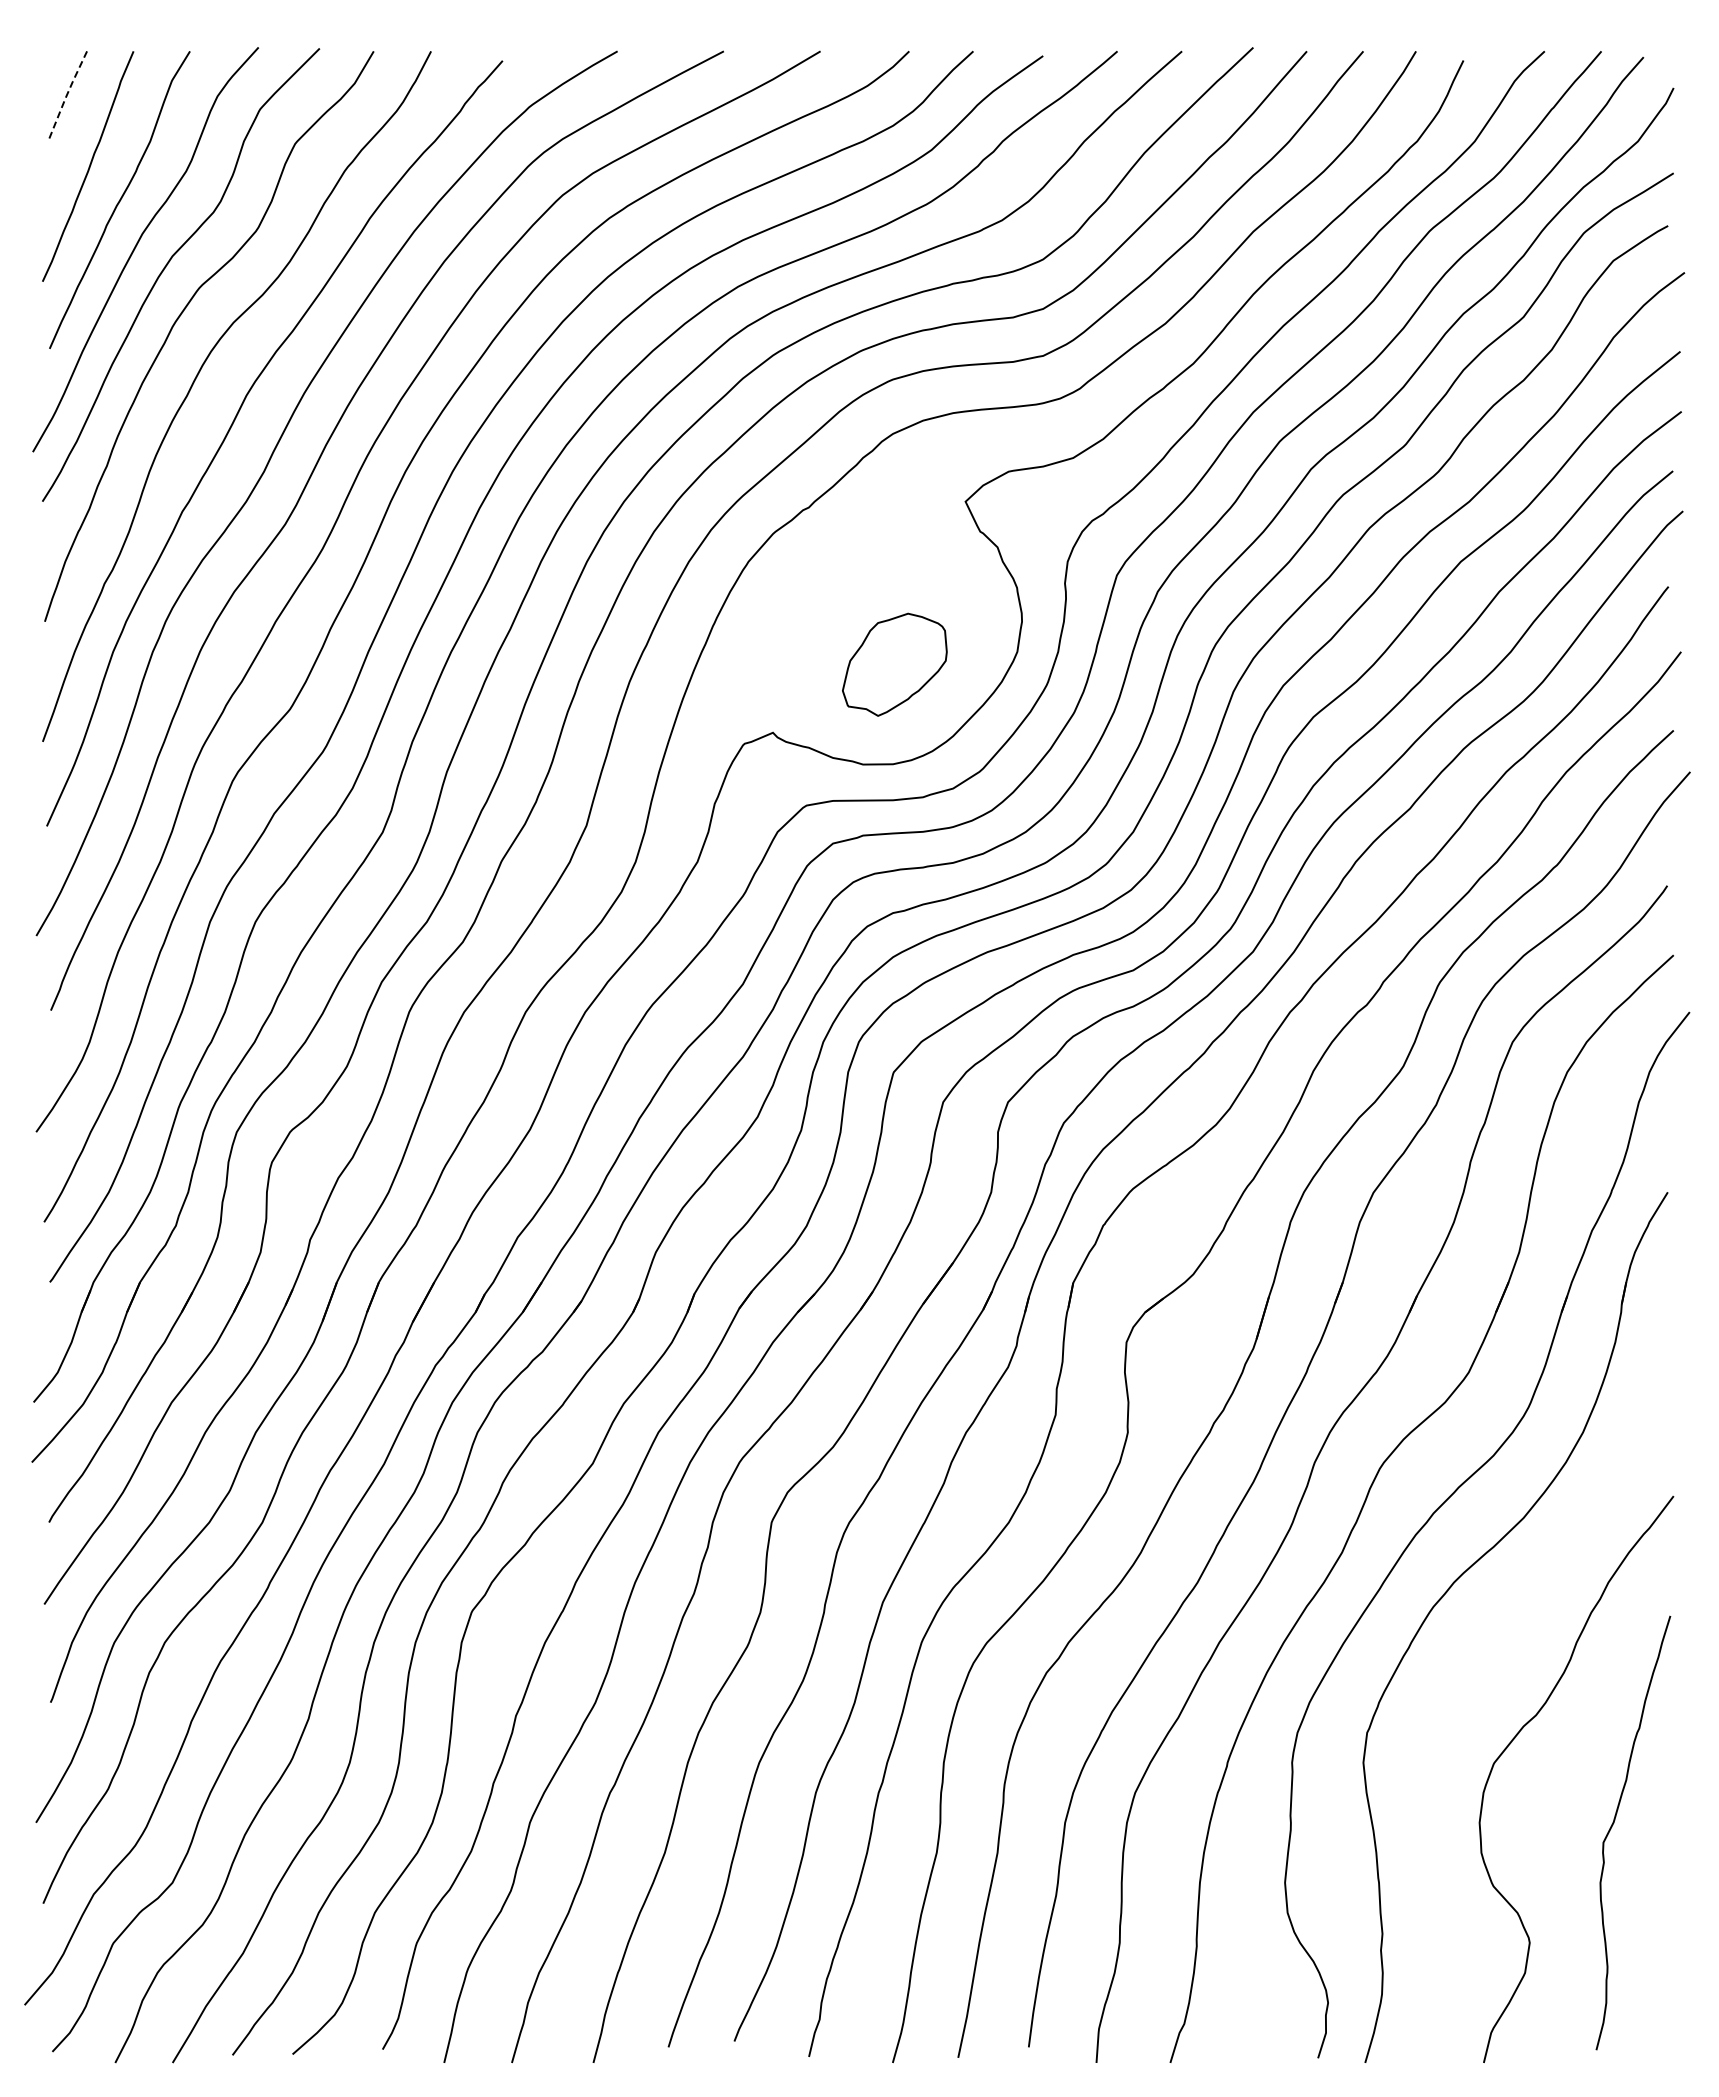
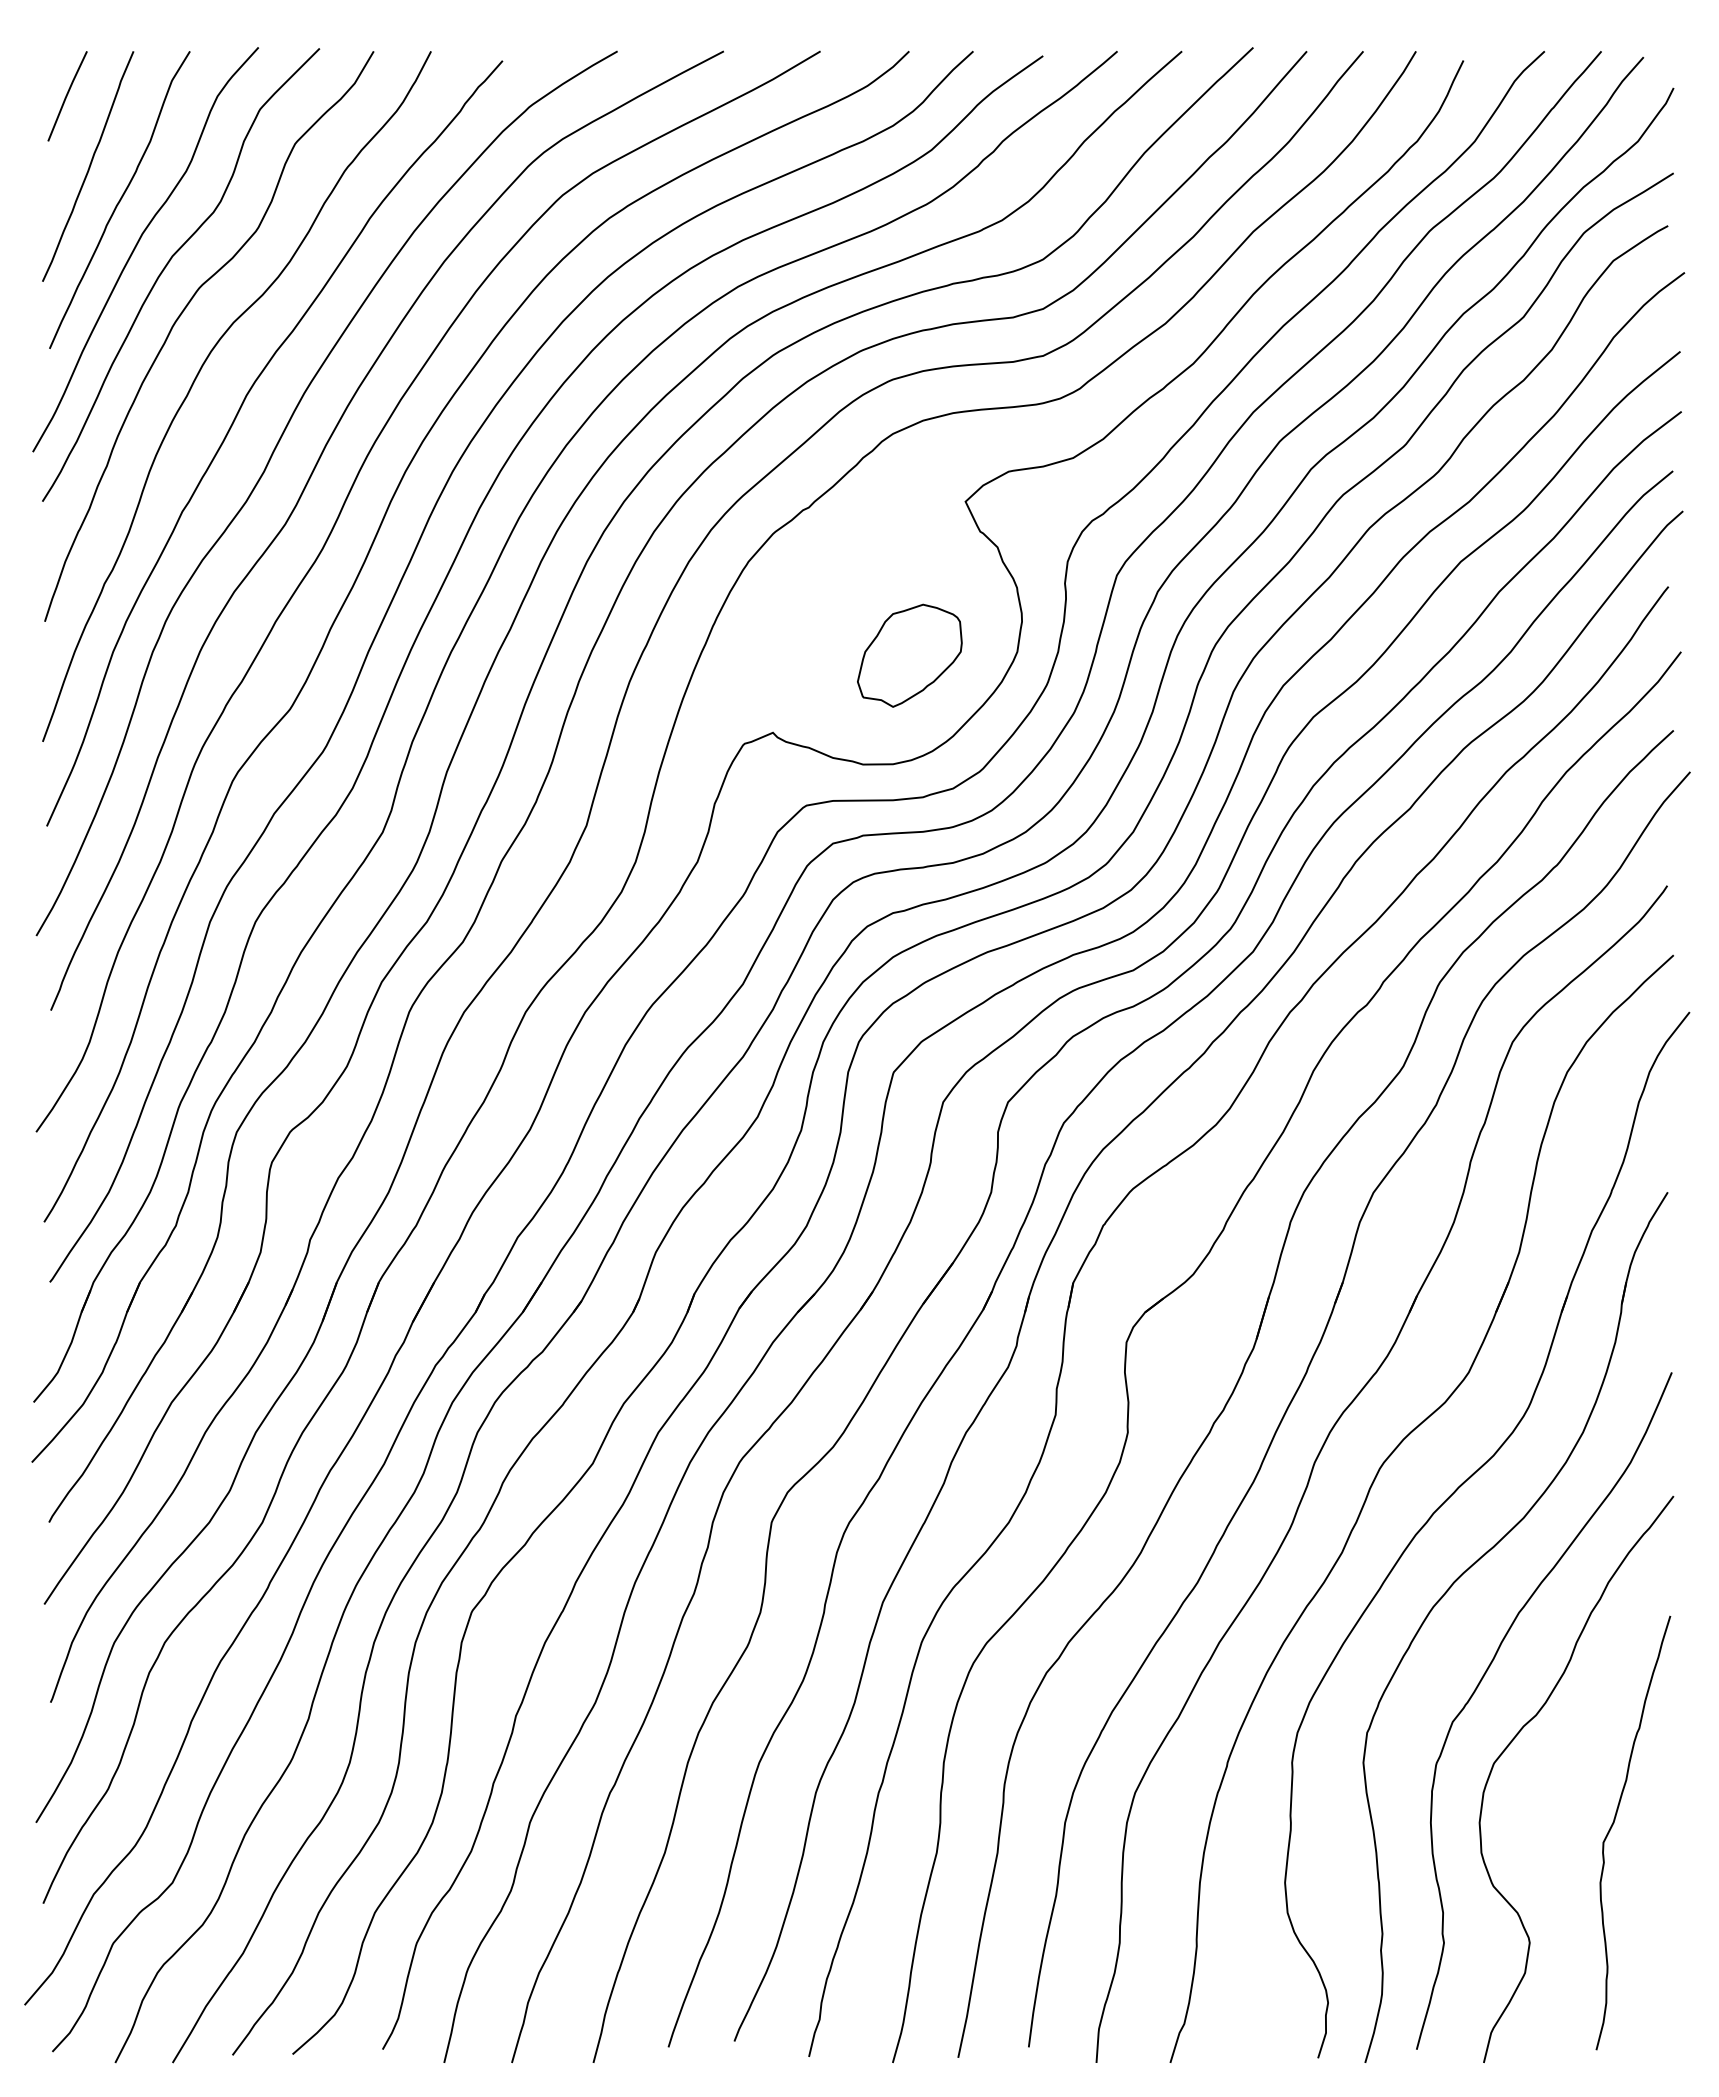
line: dashed -> solid (66, 95)
part position: (894, 664) -> (909, 655) (909, 655)
curve: none -> present (1486, 1673)
